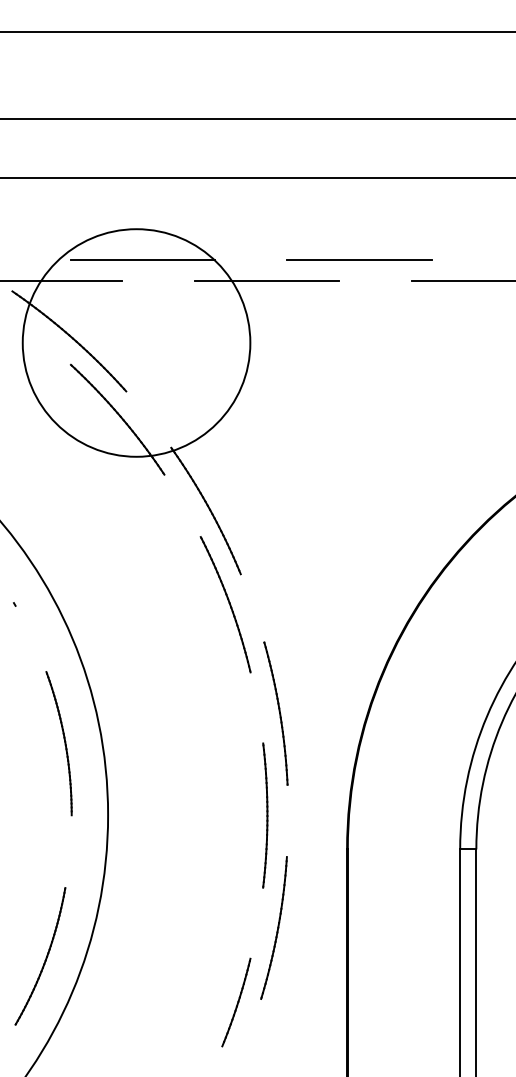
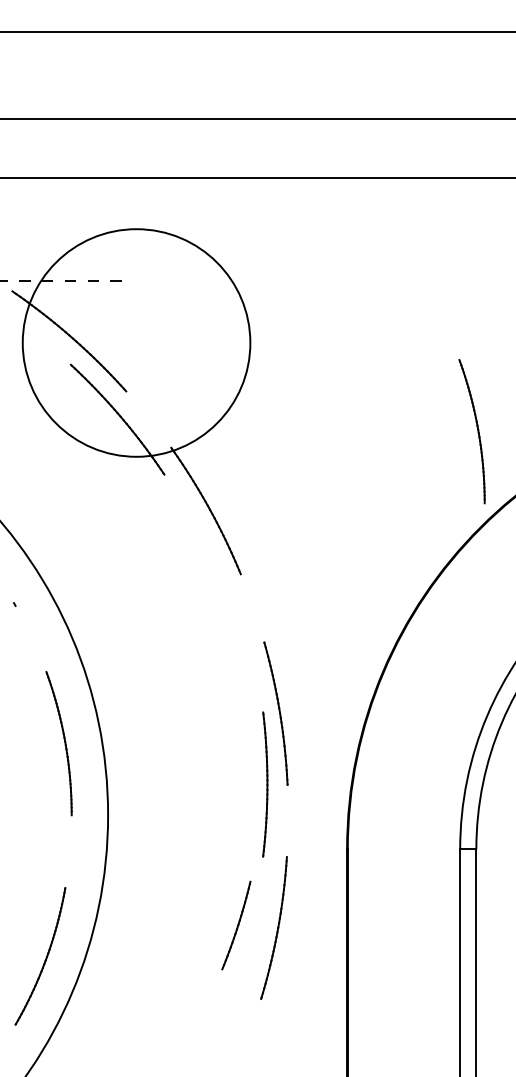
line: present -> none (142, 259)
line: present -> none (359, 259)
line: solid -> dashed (61, 280)
line: present -> none (266, 280)
line: present -> none (461, 280)
part: none -> present (471, 431)
part: present -> none (225, 604)
part position: (265, 815) -> (265, 784) (265, 784)
part position: (236, 1002) -> (236, 925) (236, 925)
